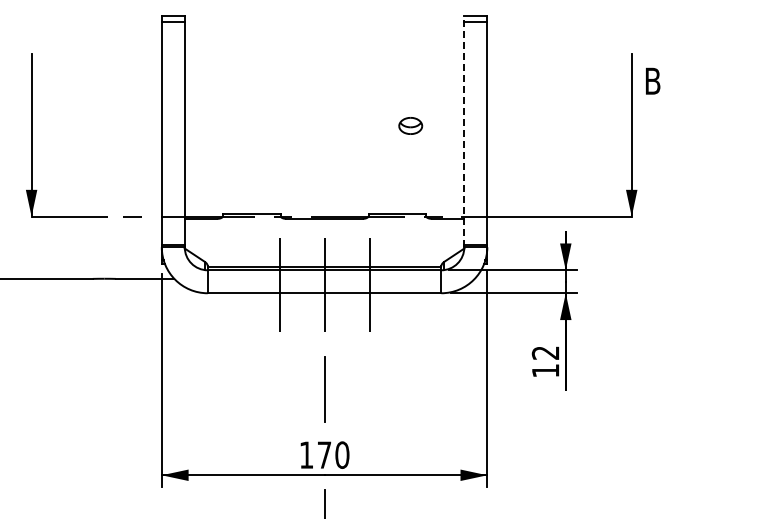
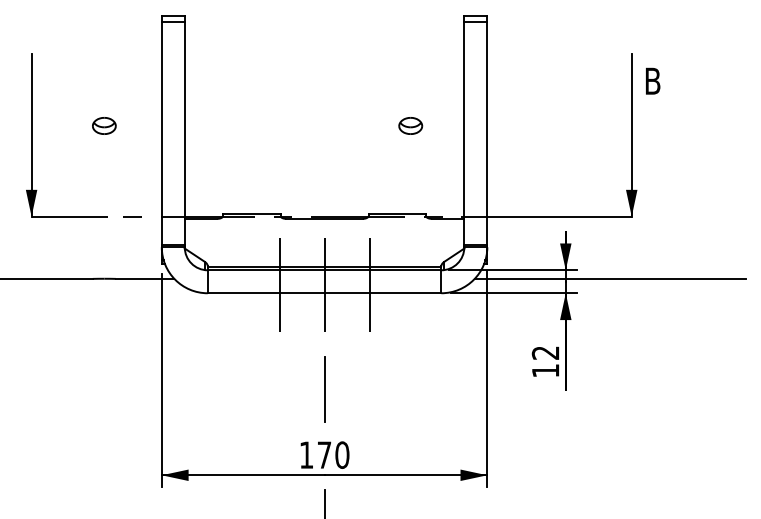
part: none -> present (104, 125)
line: dashed -> solid (464, 131)
line: none -> present (609, 278)
